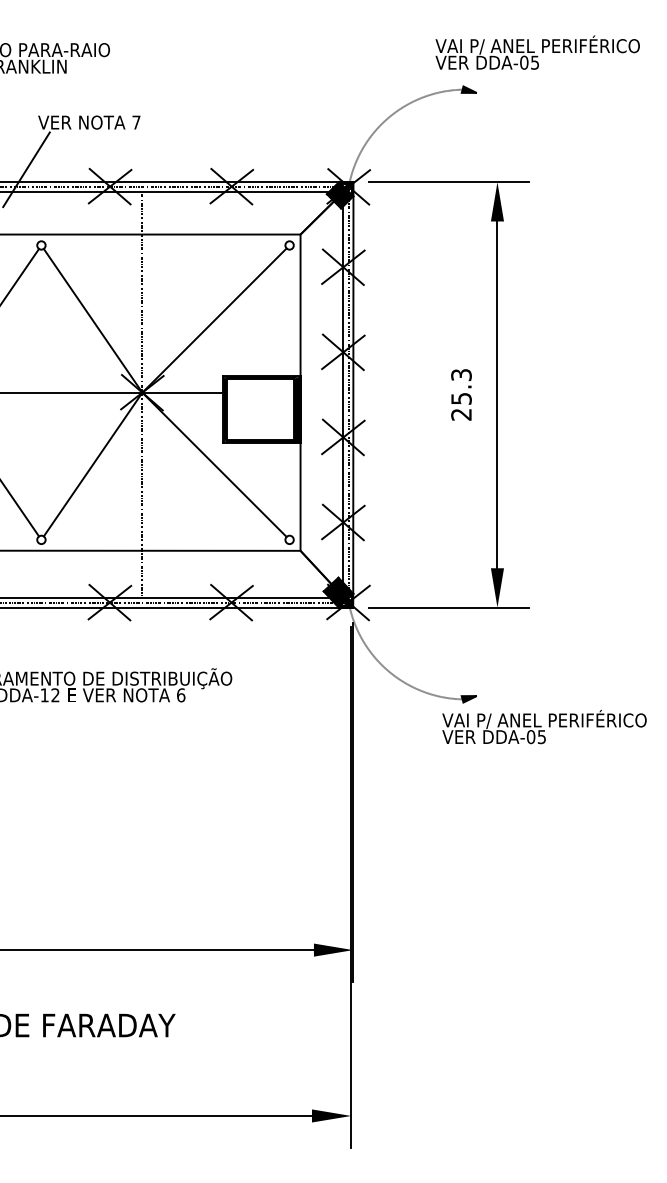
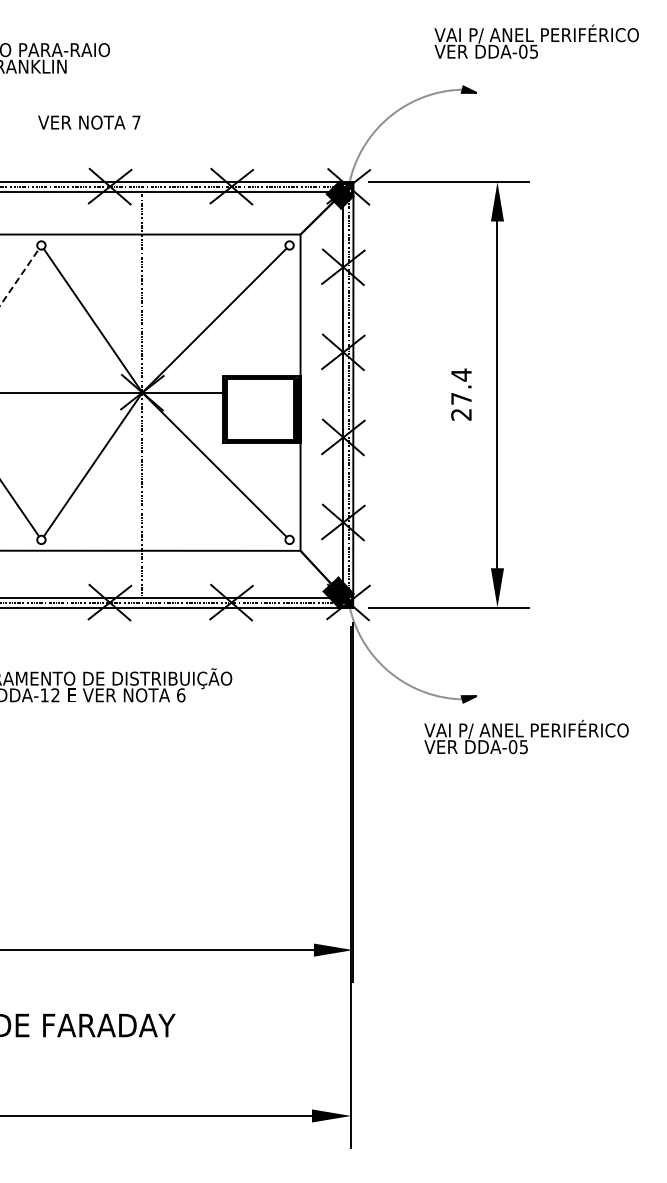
text position: (537, 52) -> (536, 41) (536, 41)
line: present -> none (26, 169)
line: solid -> dashed (19, 276)
text: 25.3 -> 27.4 (461, 386)
text position: (544, 726) -> (526, 736) (526, 736)
